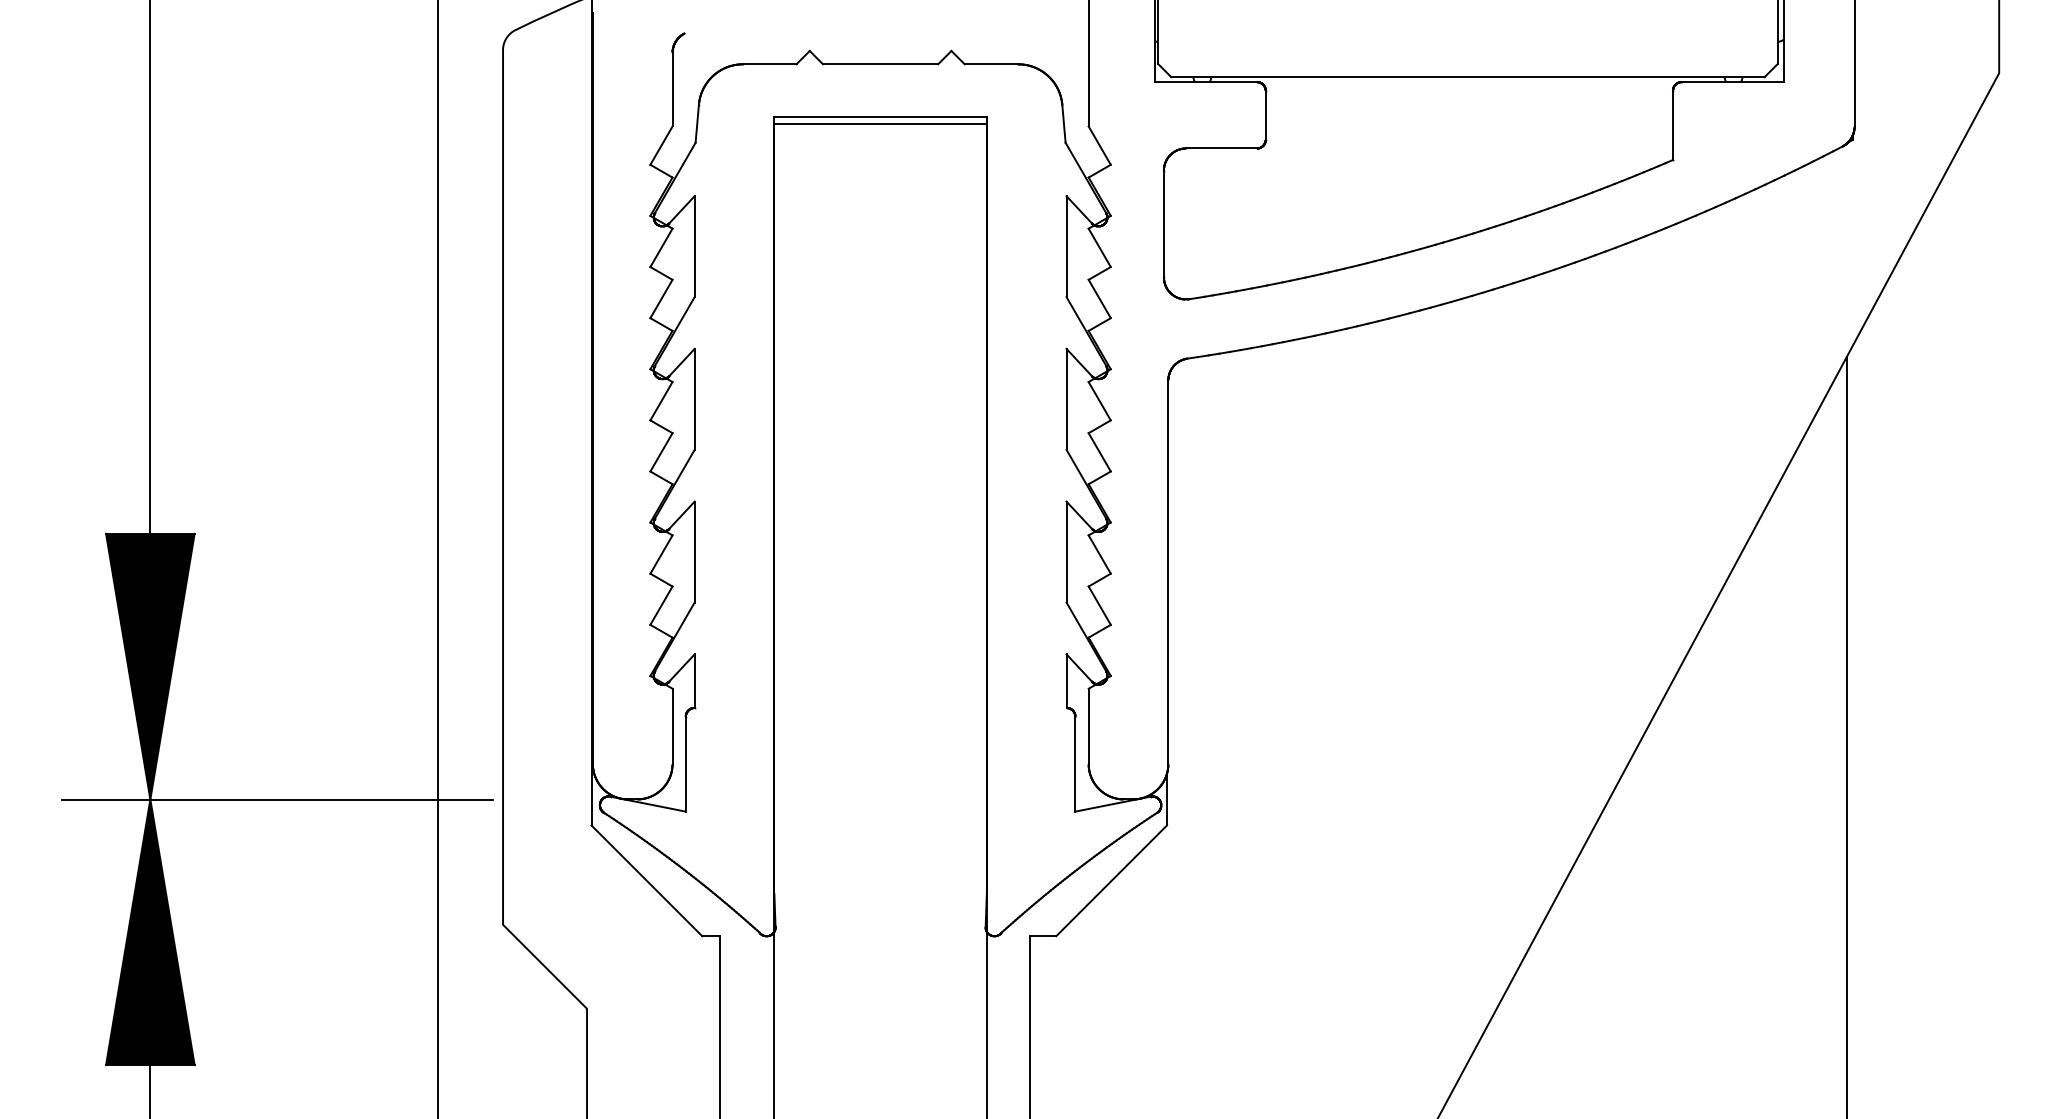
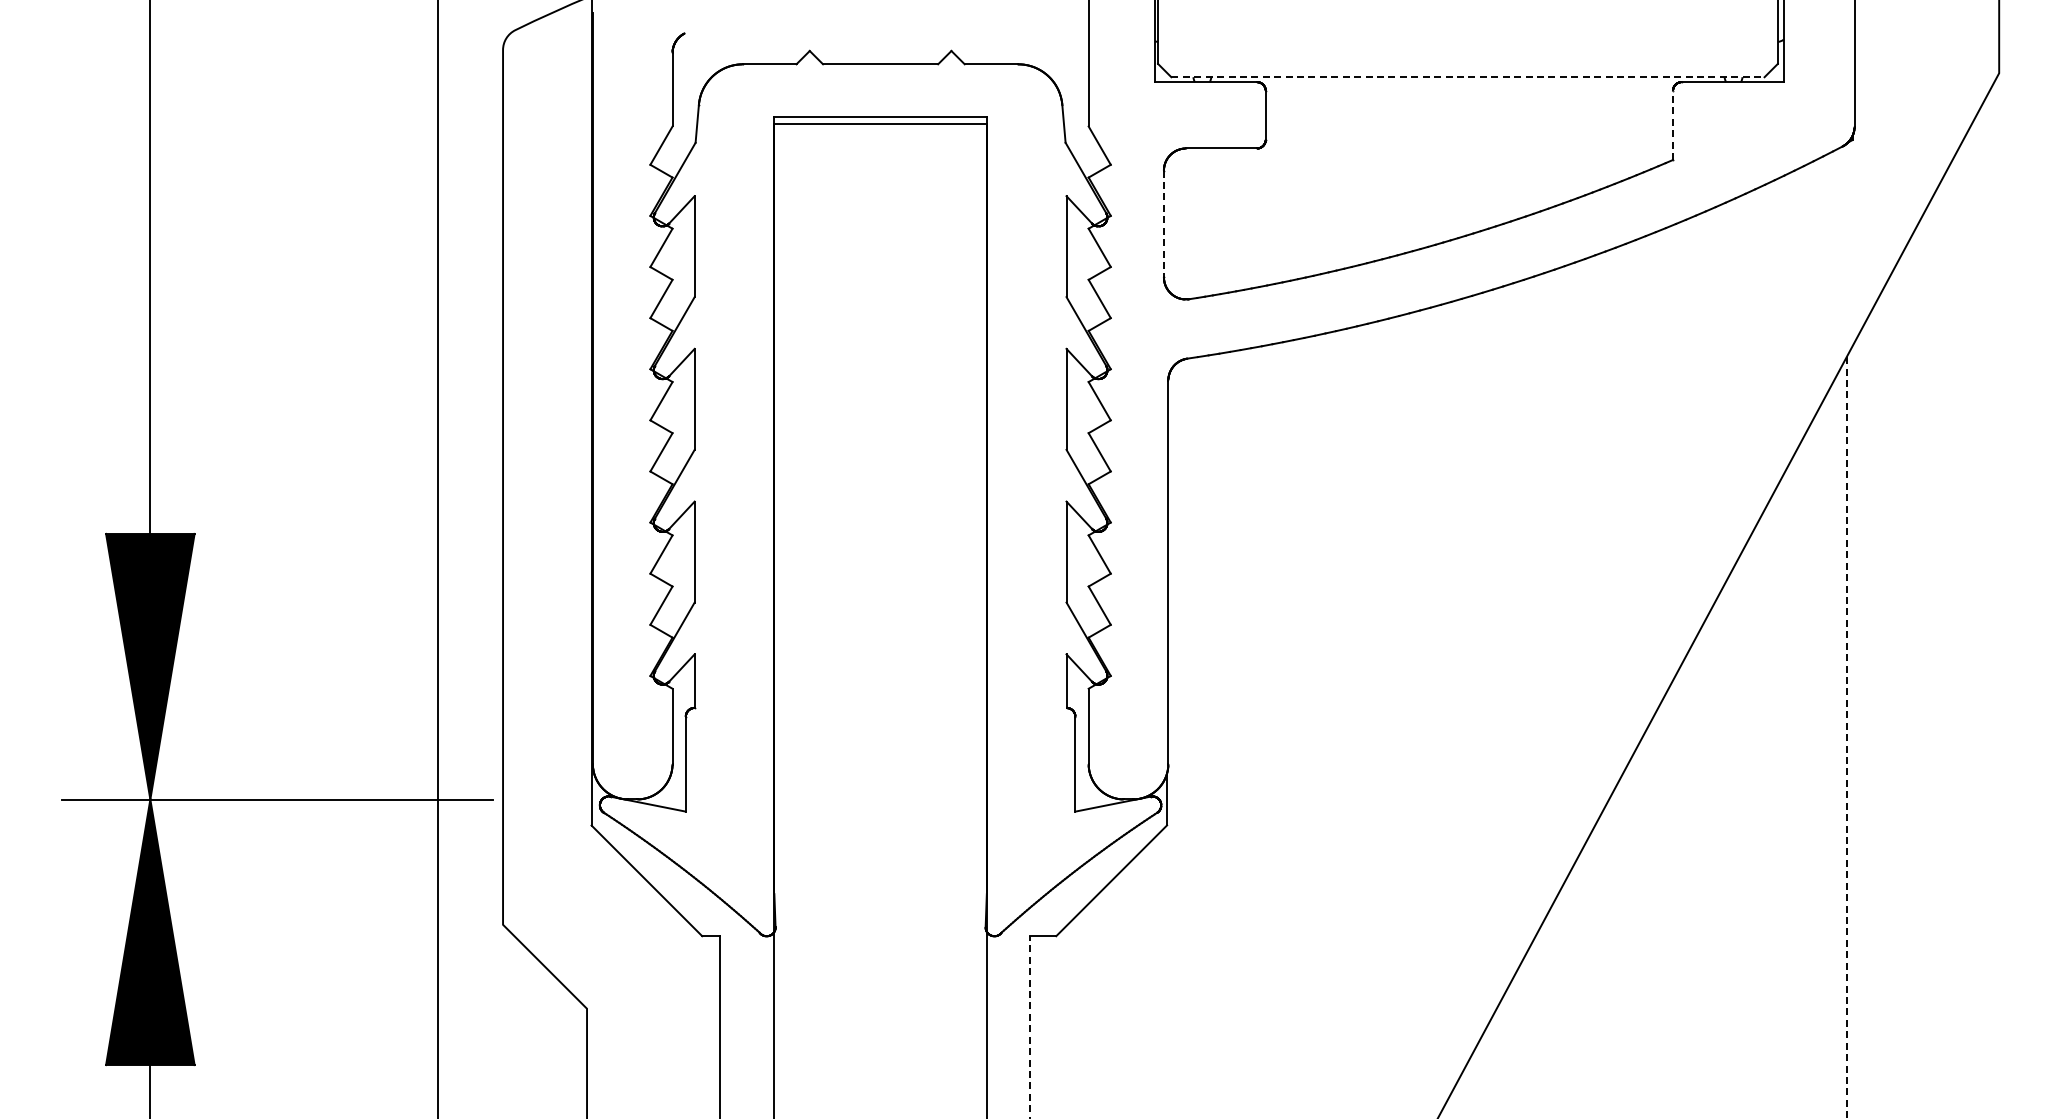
line: solid -> dashed (1467, 77)
line: solid -> dashed (1673, 125)
line: solid -> dashed (1163, 224)
line: solid -> dashed (1846, 738)
line: solid -> dashed (1029, 1027)
